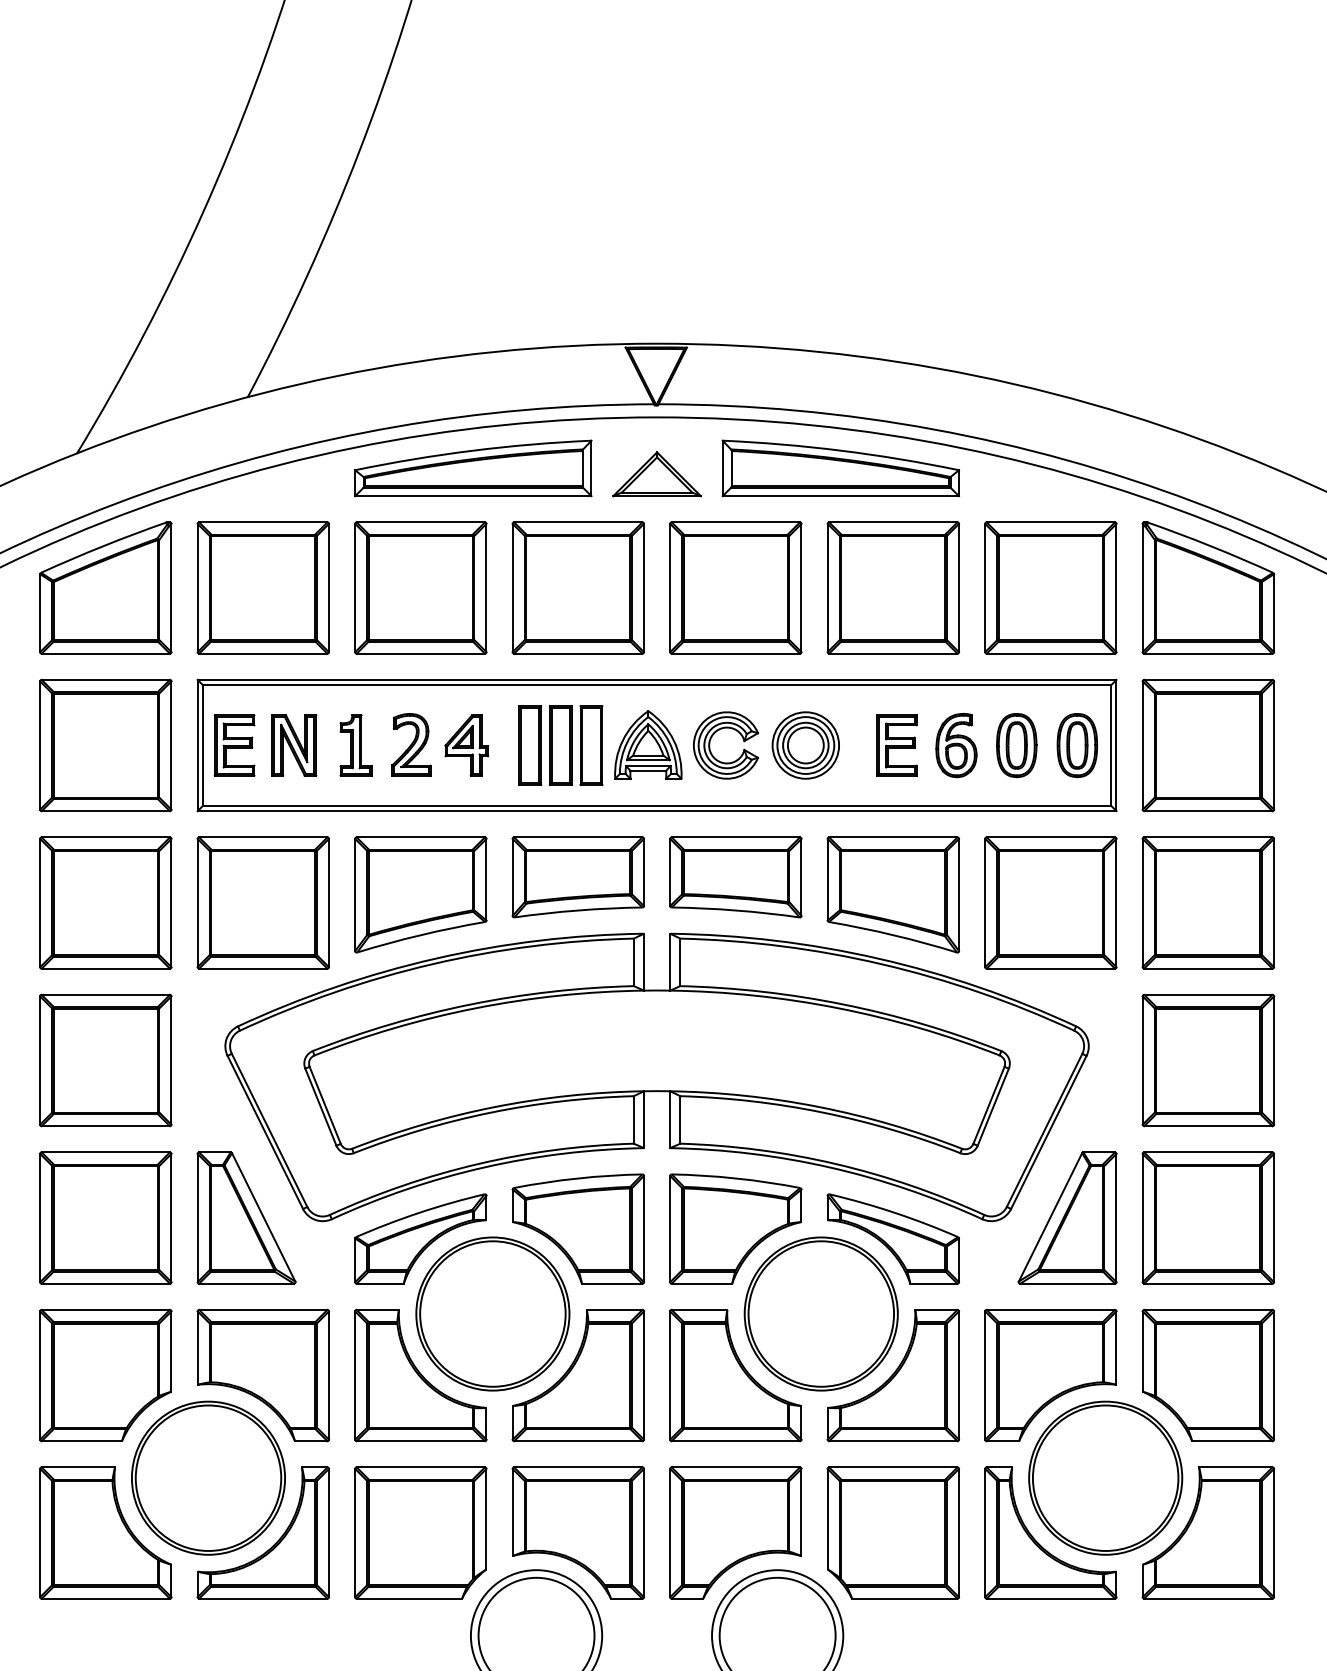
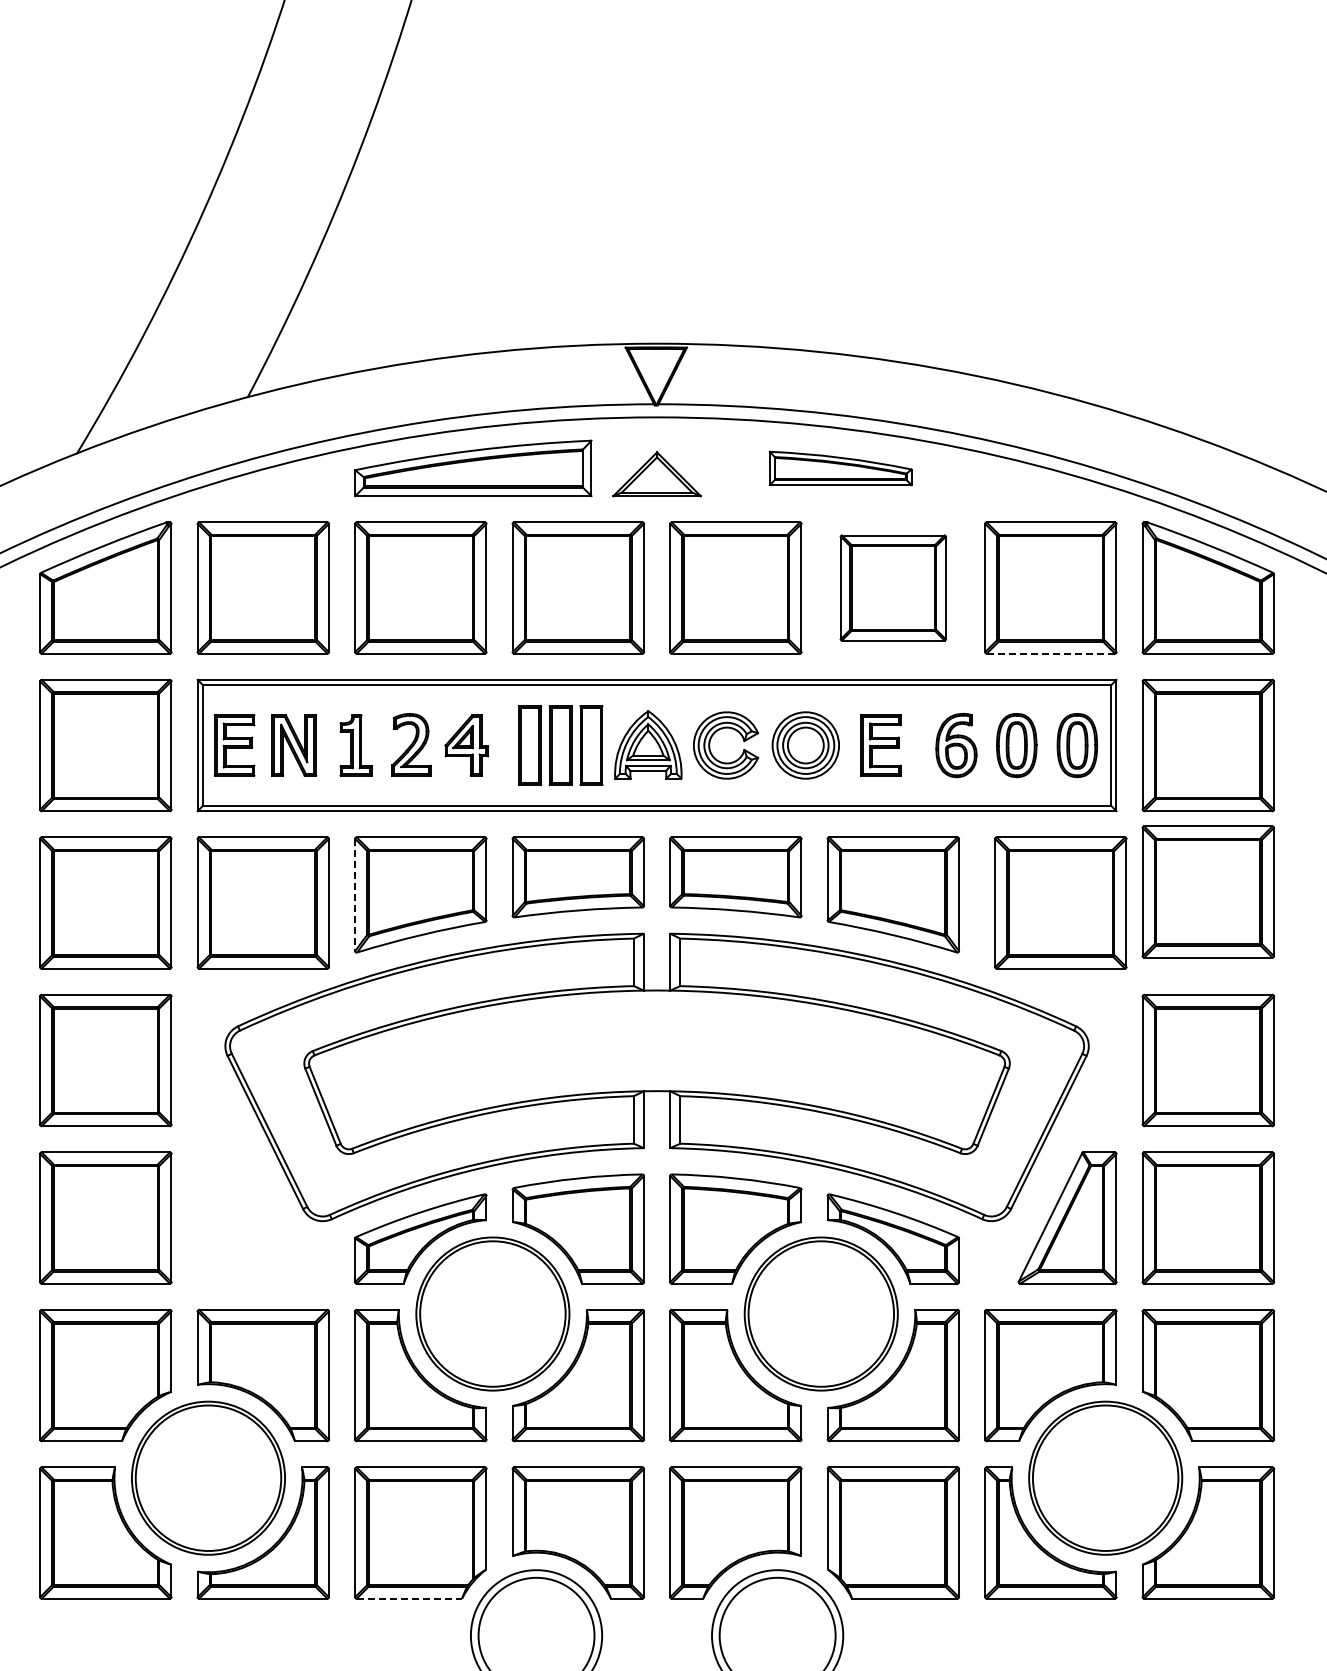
part size: 239x59 px -> 145x37 px (840, 468)
part size: 134x134 px -> 108x108 px (892, 587)
line: solid -> dashed (1051, 653)
part position: (896, 745) -> (880, 745) (880, 745)
line: solid -> dashed (355, 895)
part position: (1050, 902) -> (1060, 902) (1060, 902)
part position: (1207, 902) -> (1207, 891) (1207, 891)
part: present -> none (246, 1217)
line: solid -> dashed (409, 1598)
